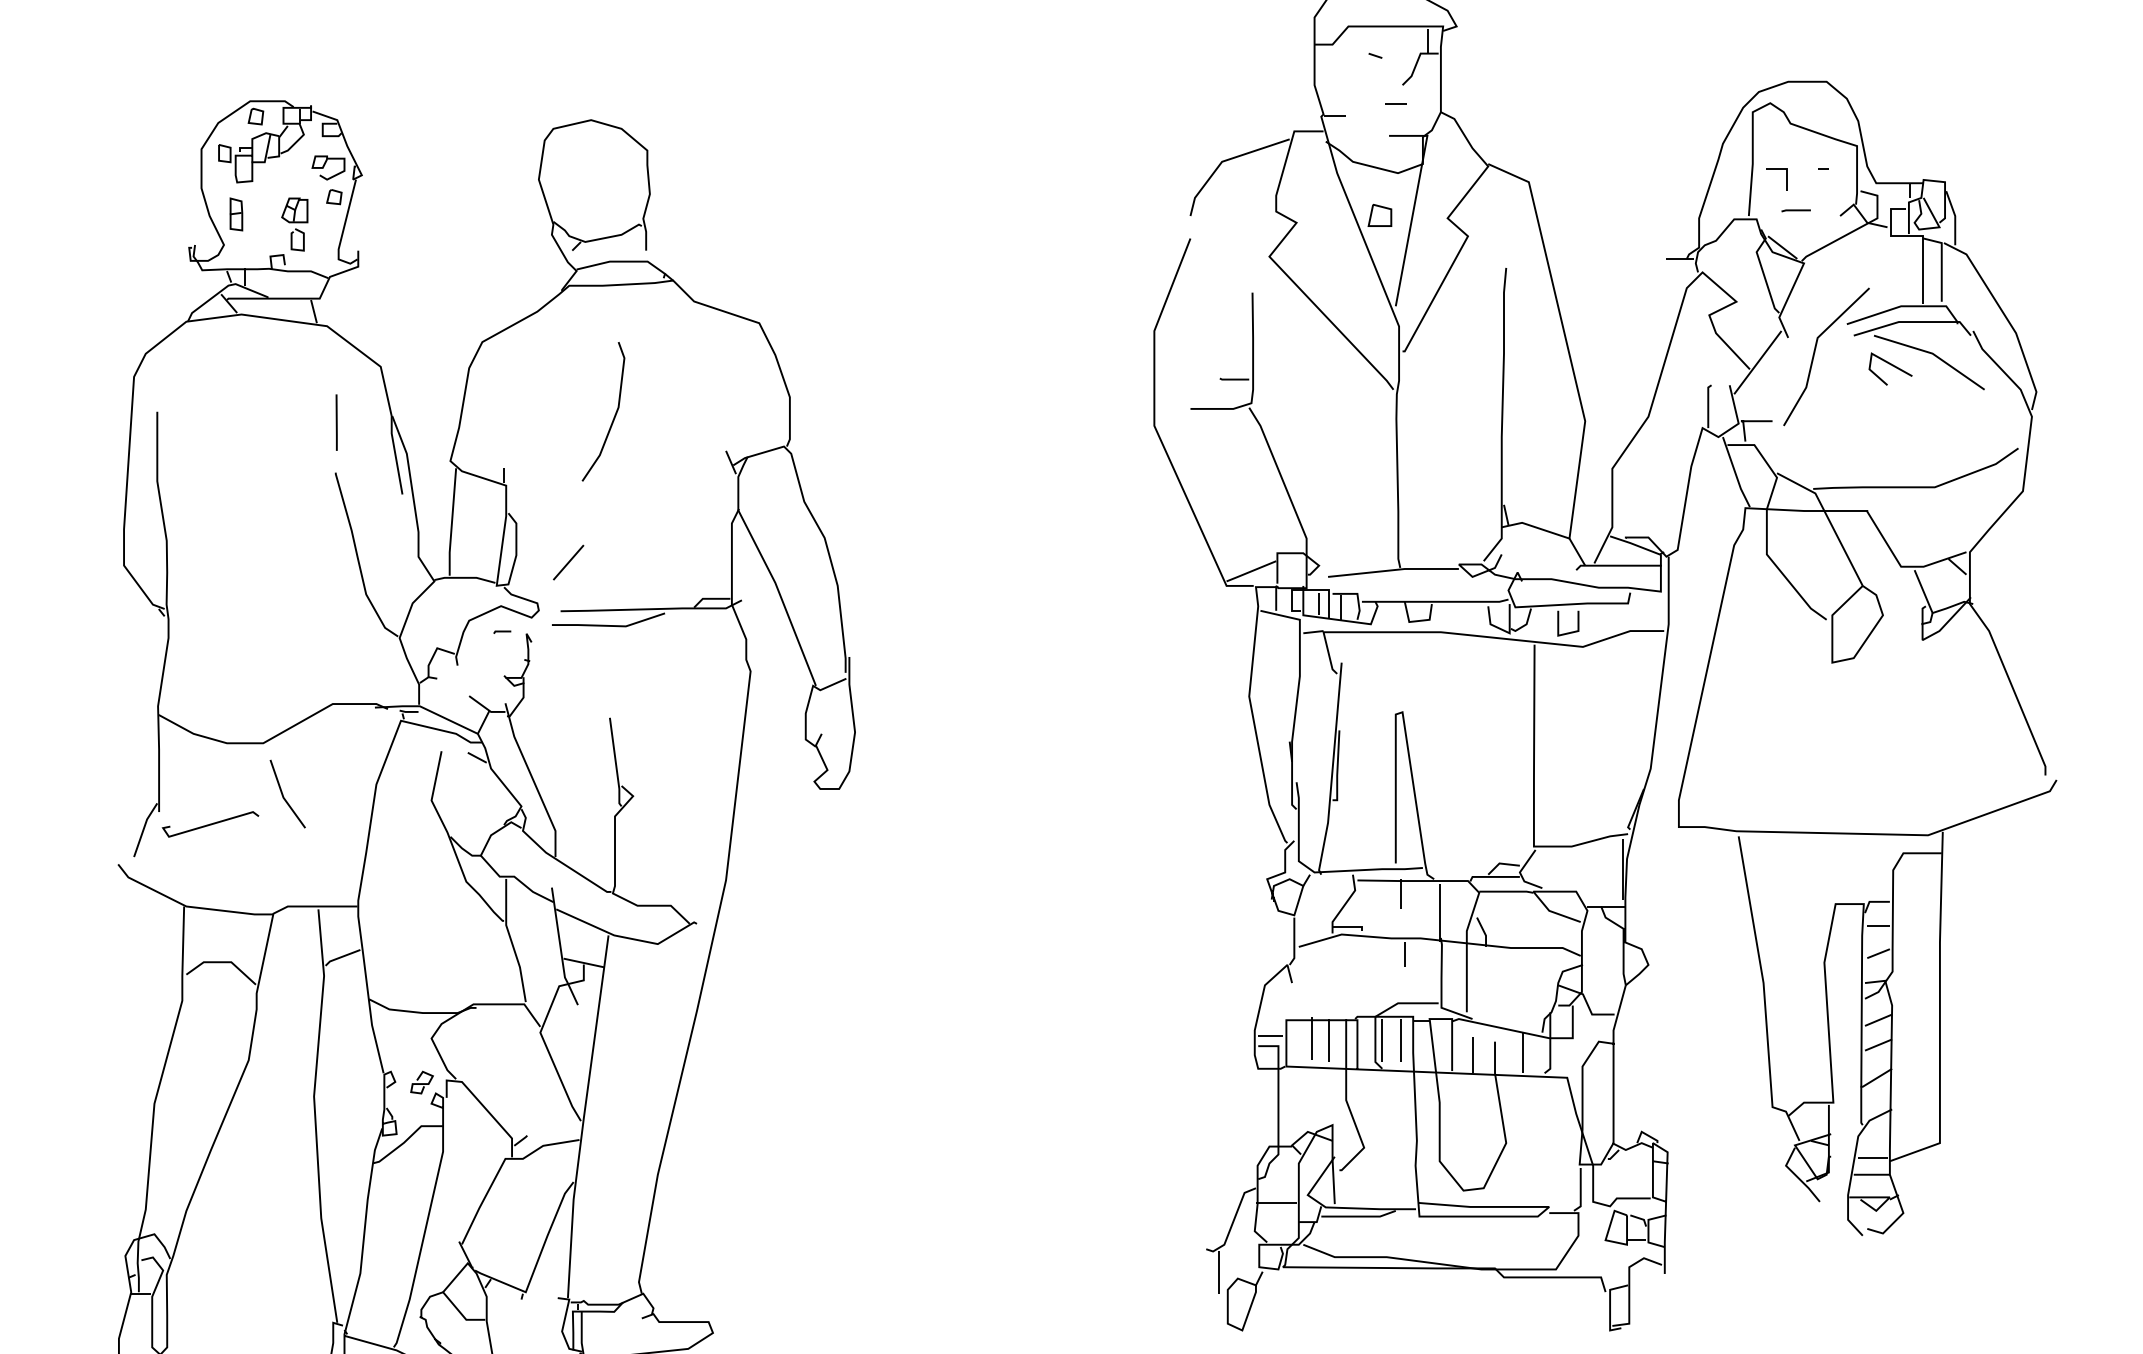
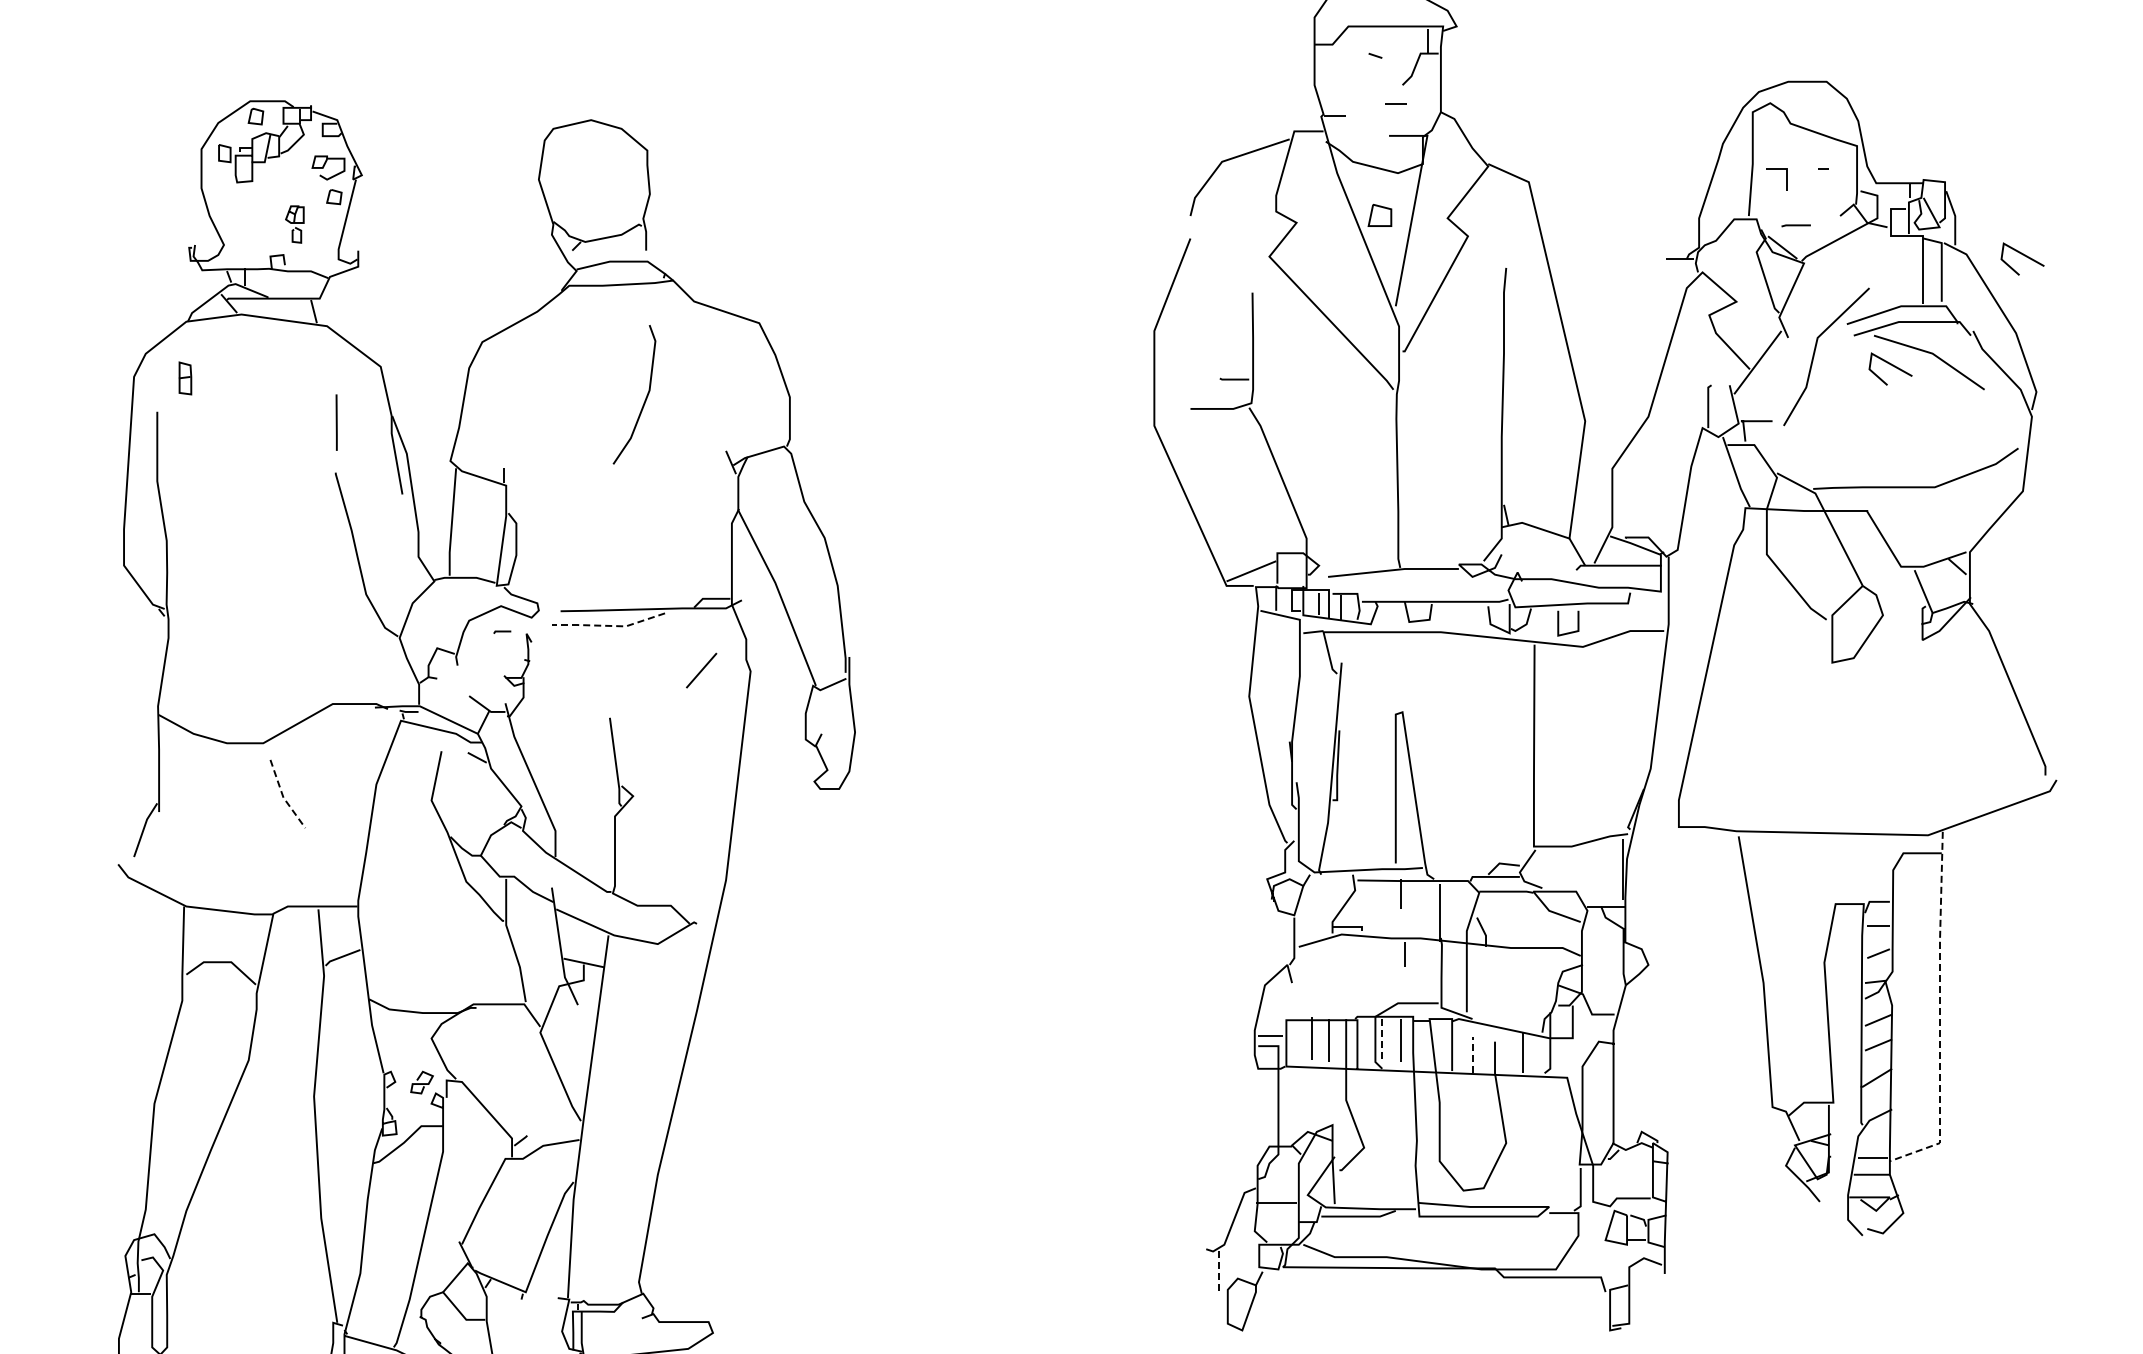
line position: (1795, 210) -> (1795, 225) (1795, 225)
part position: (236, 214) -> (185, 378) (185, 378)
part size: 28x55 px -> 20x39 px (294, 224)
line: none -> present (2024, 256)
line position: (614, 414) -> (645, 397) (645, 397)
line position: (568, 562) -> (701, 670) (701, 670)
line: solid -> dashed (608, 625)
line: solid -> dashed (283, 797)
line: present -> none (210, 824)
line: solid -> dashed (1939, 1014)
line: solid -> dashed (1382, 1040)
line: solid -> dashed (1472, 1054)
line: solid -> dashed (1218, 1273)
